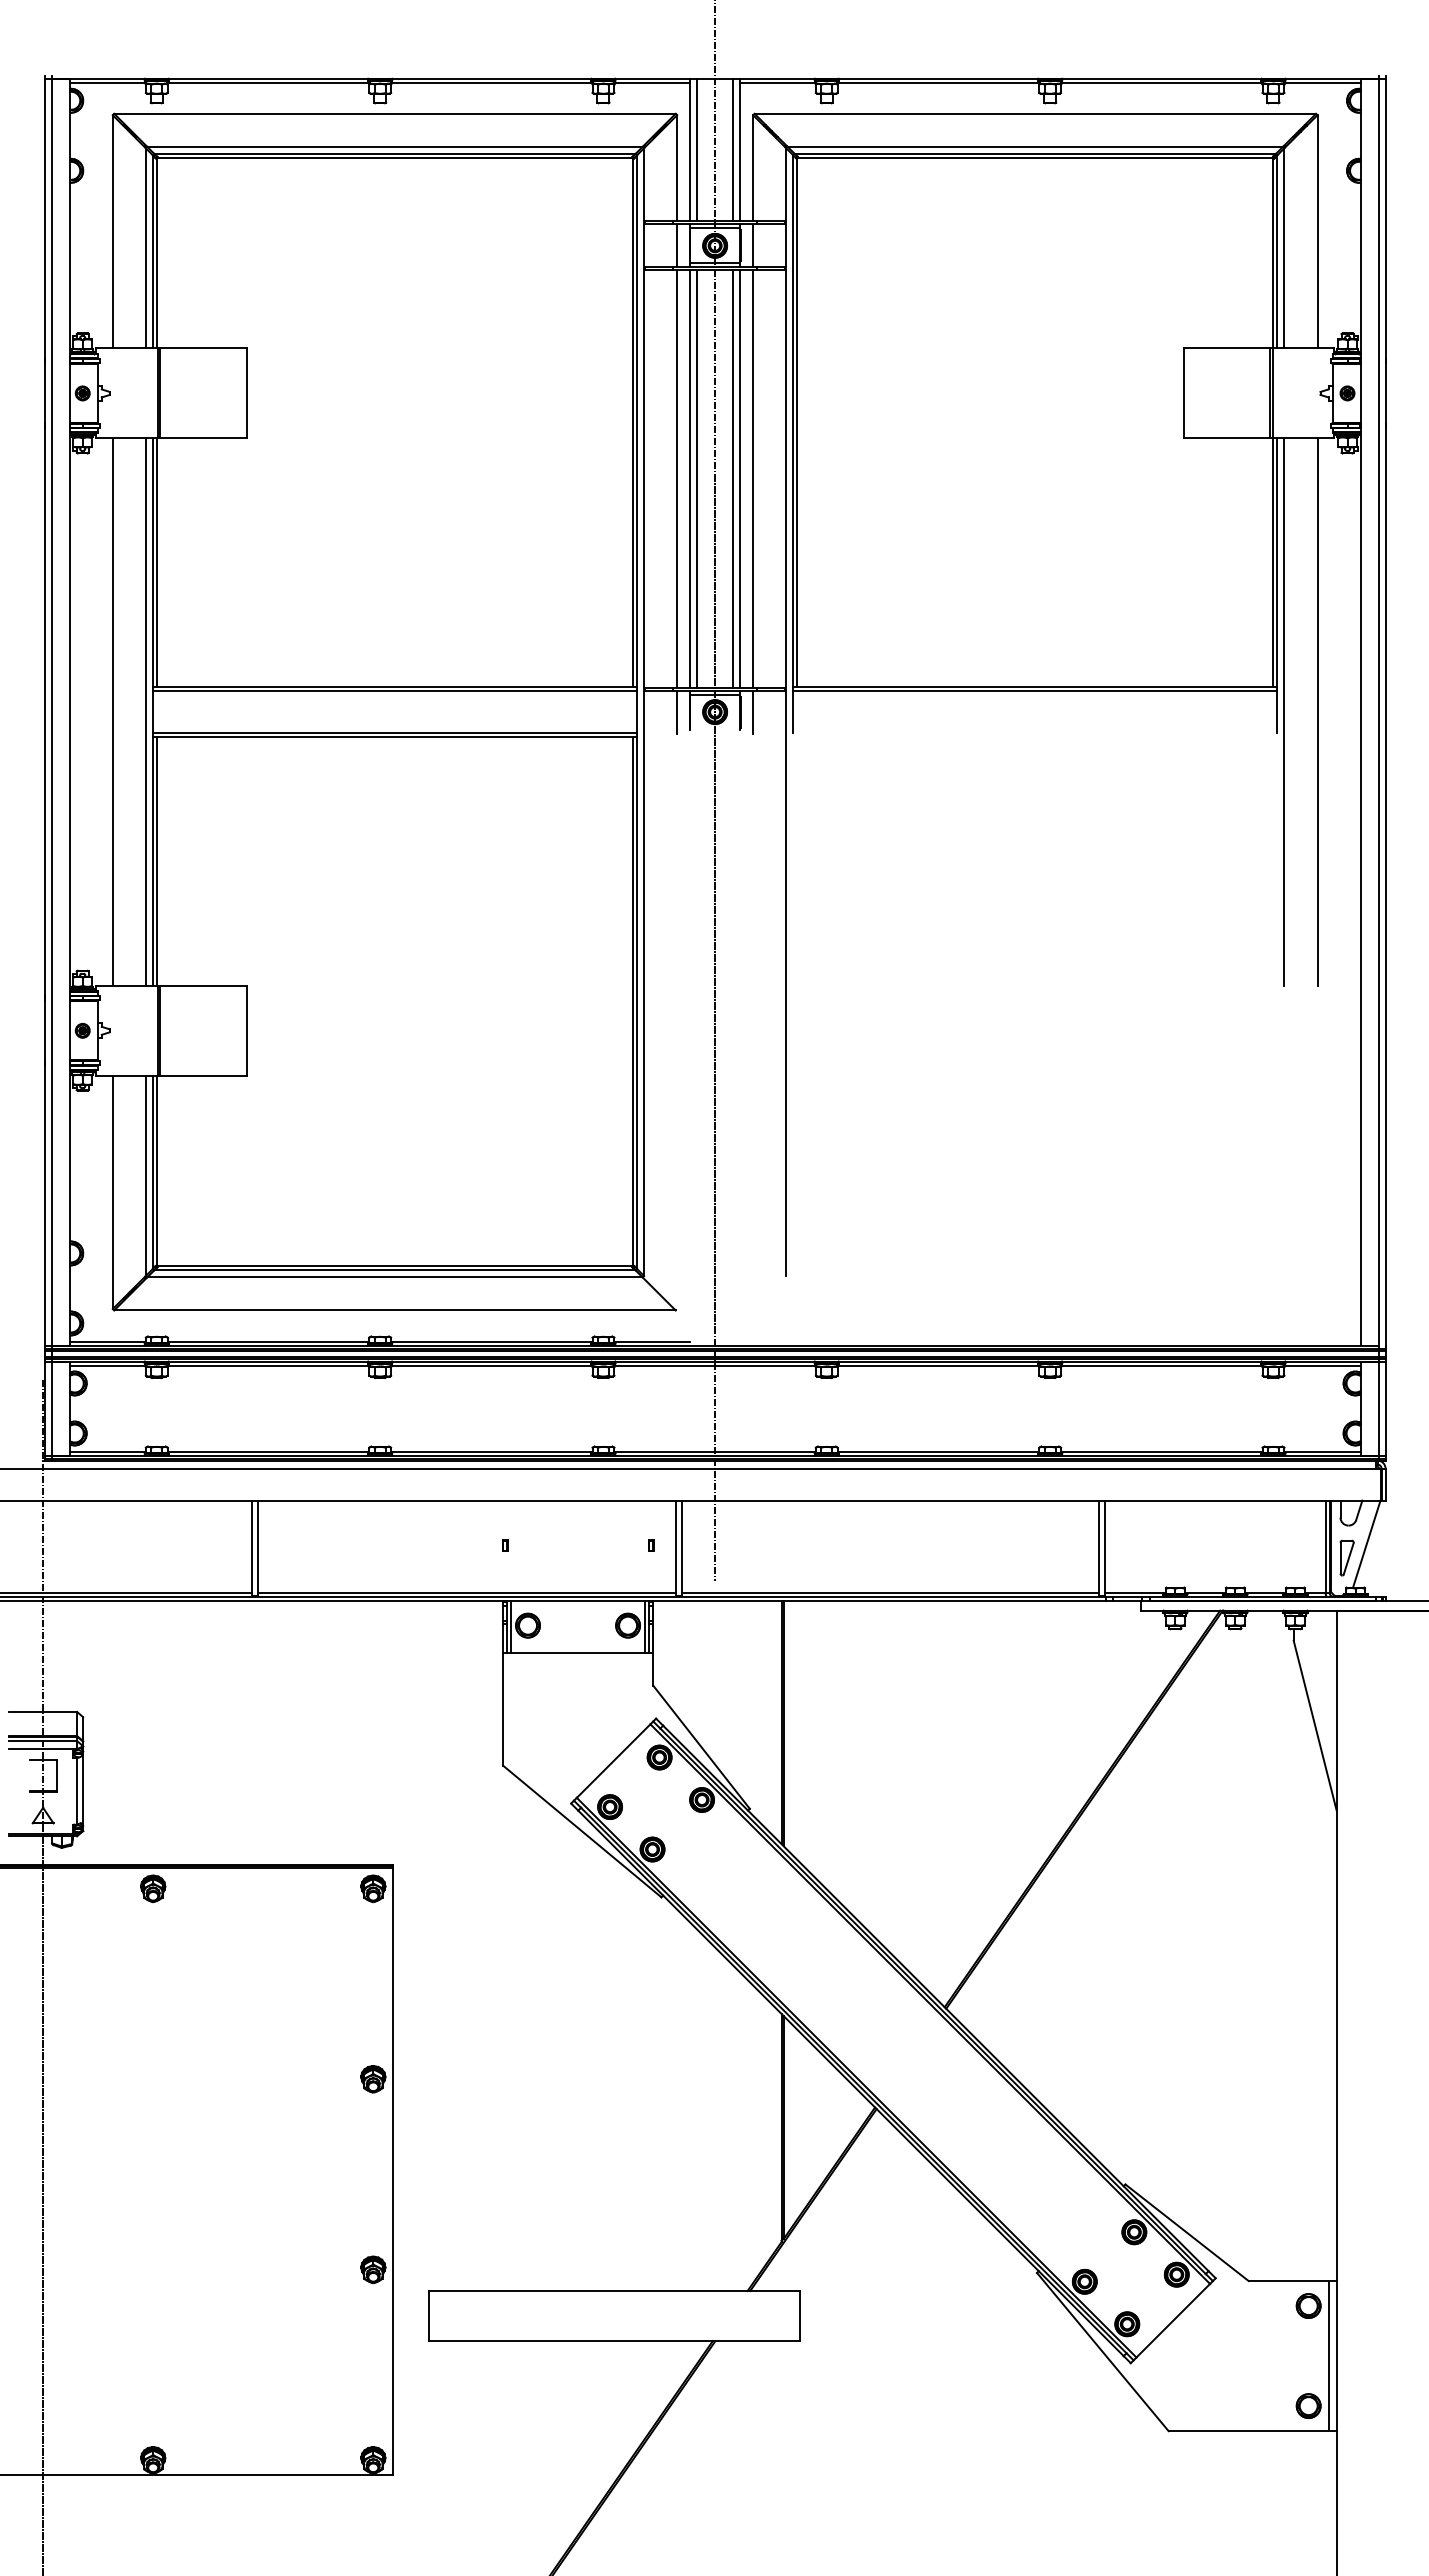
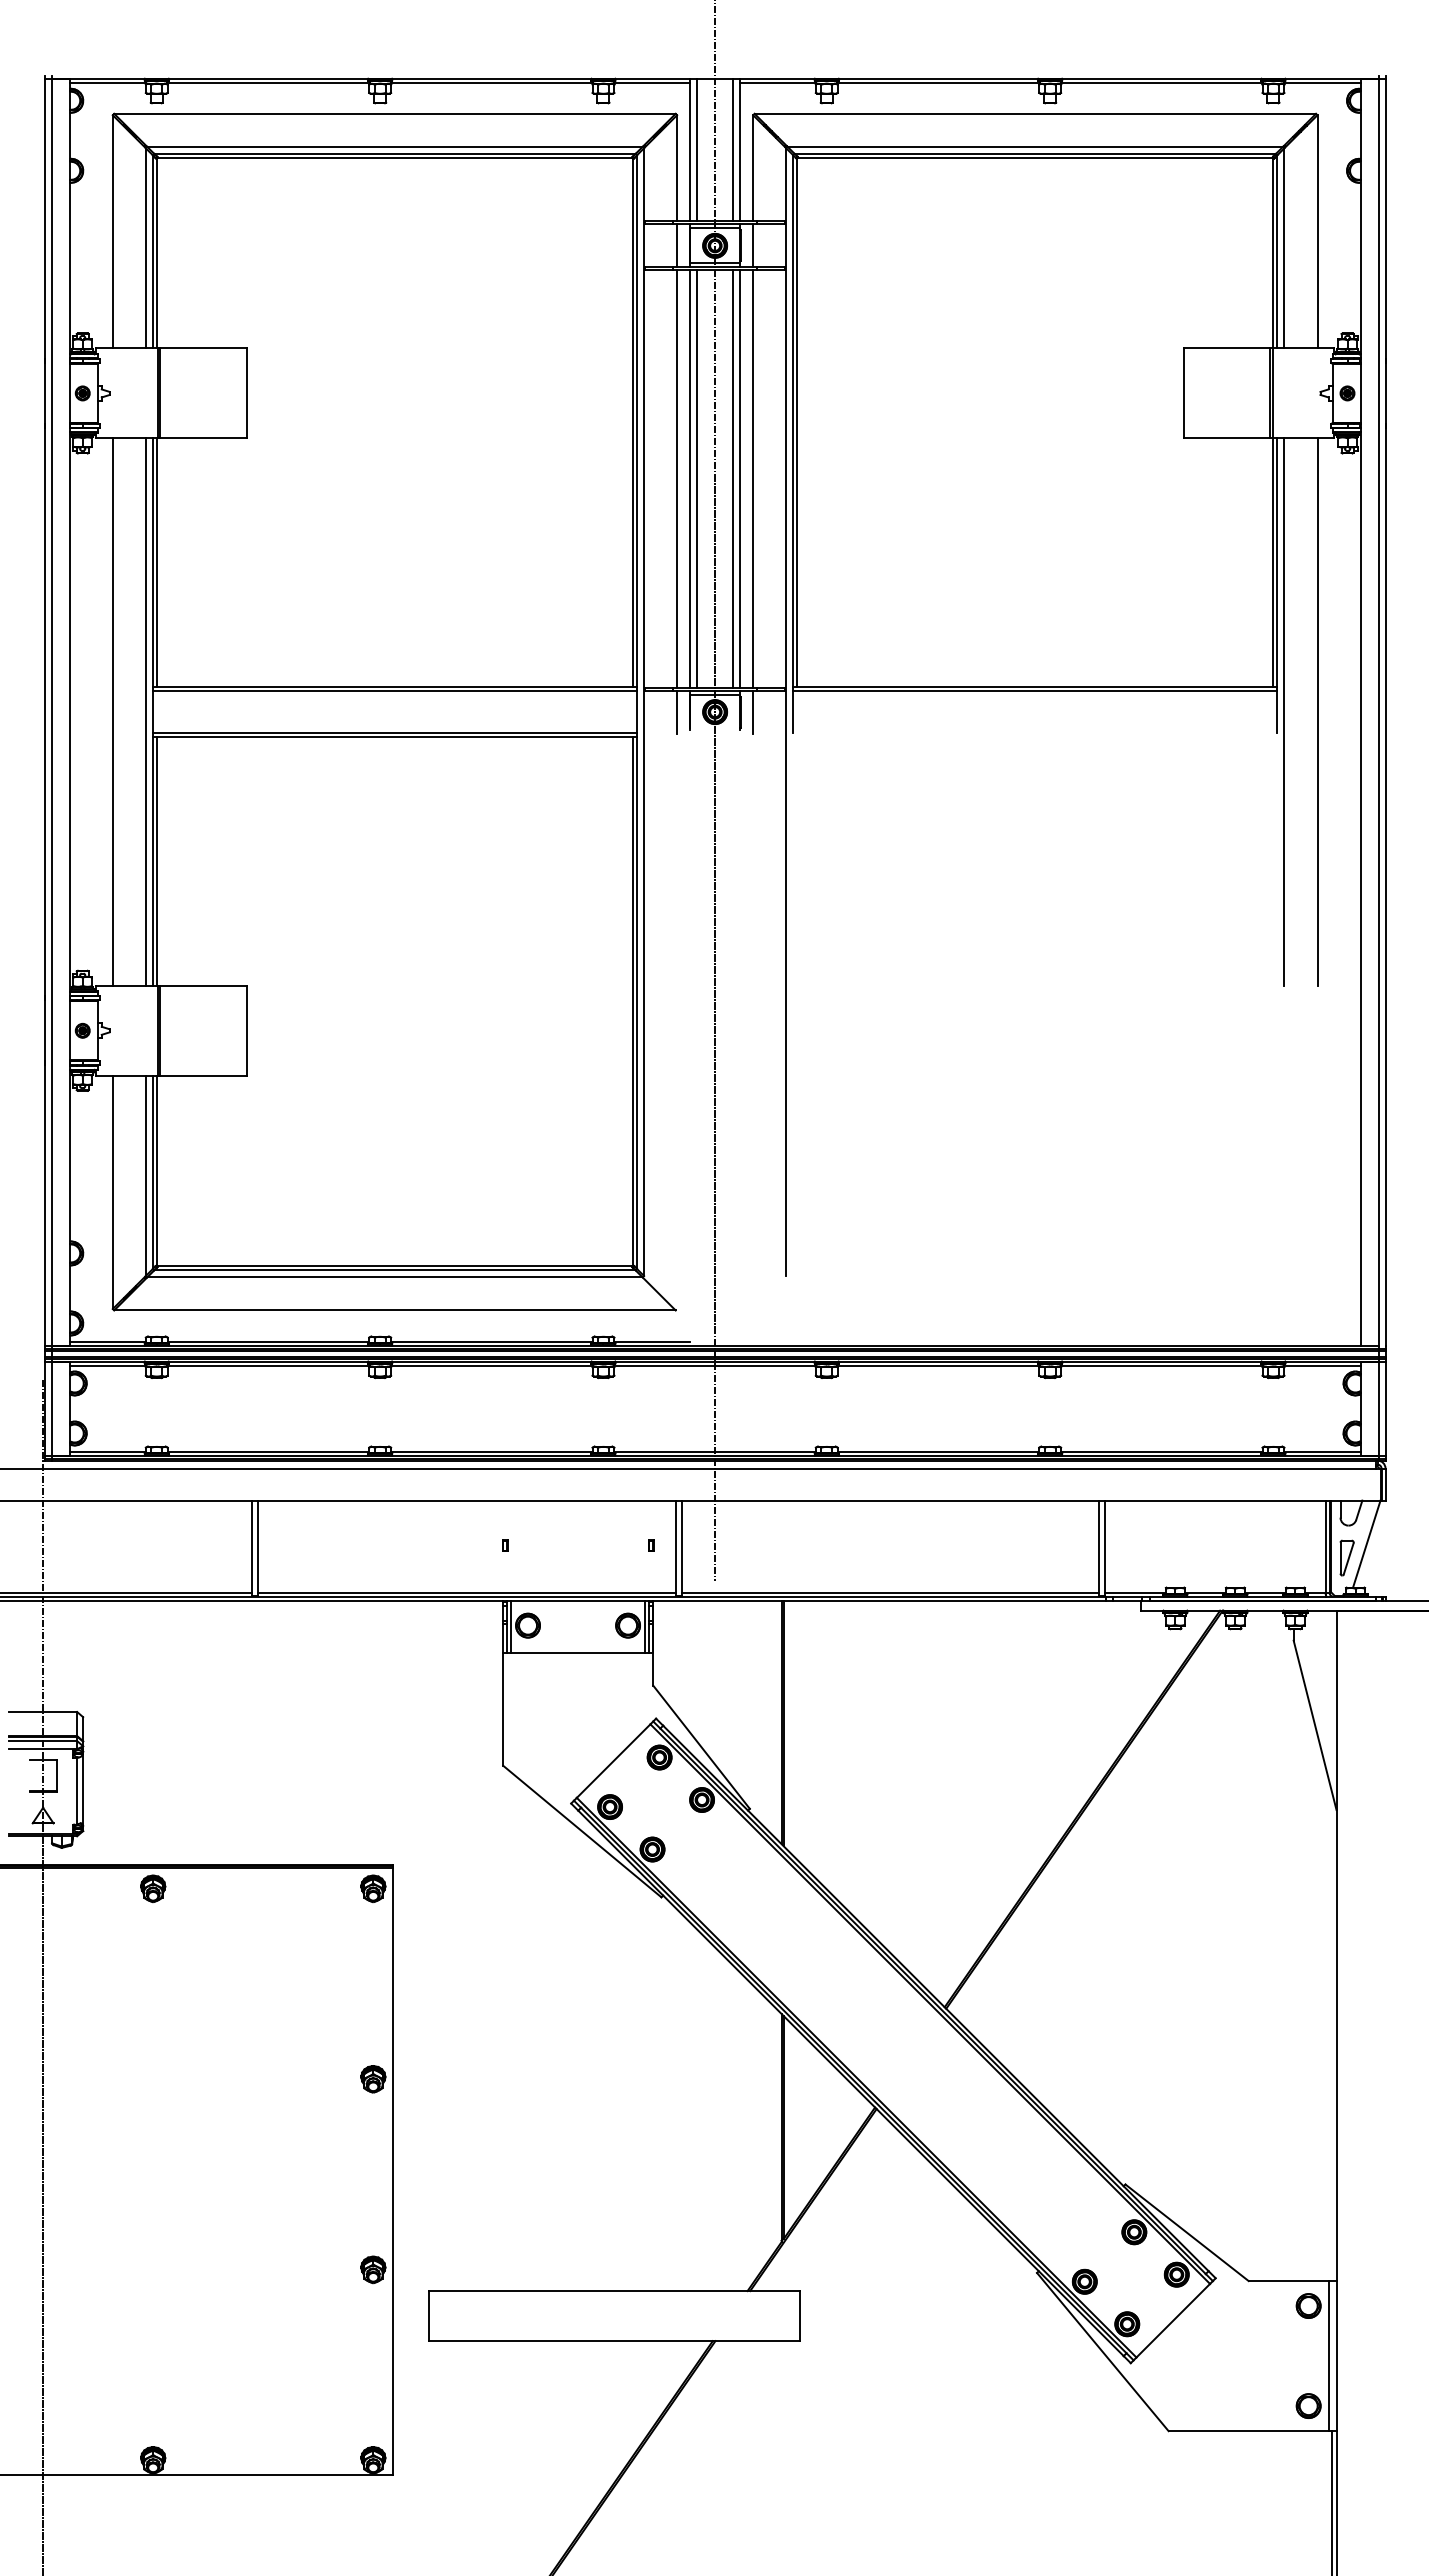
line: none -> present (1331, 2501)
